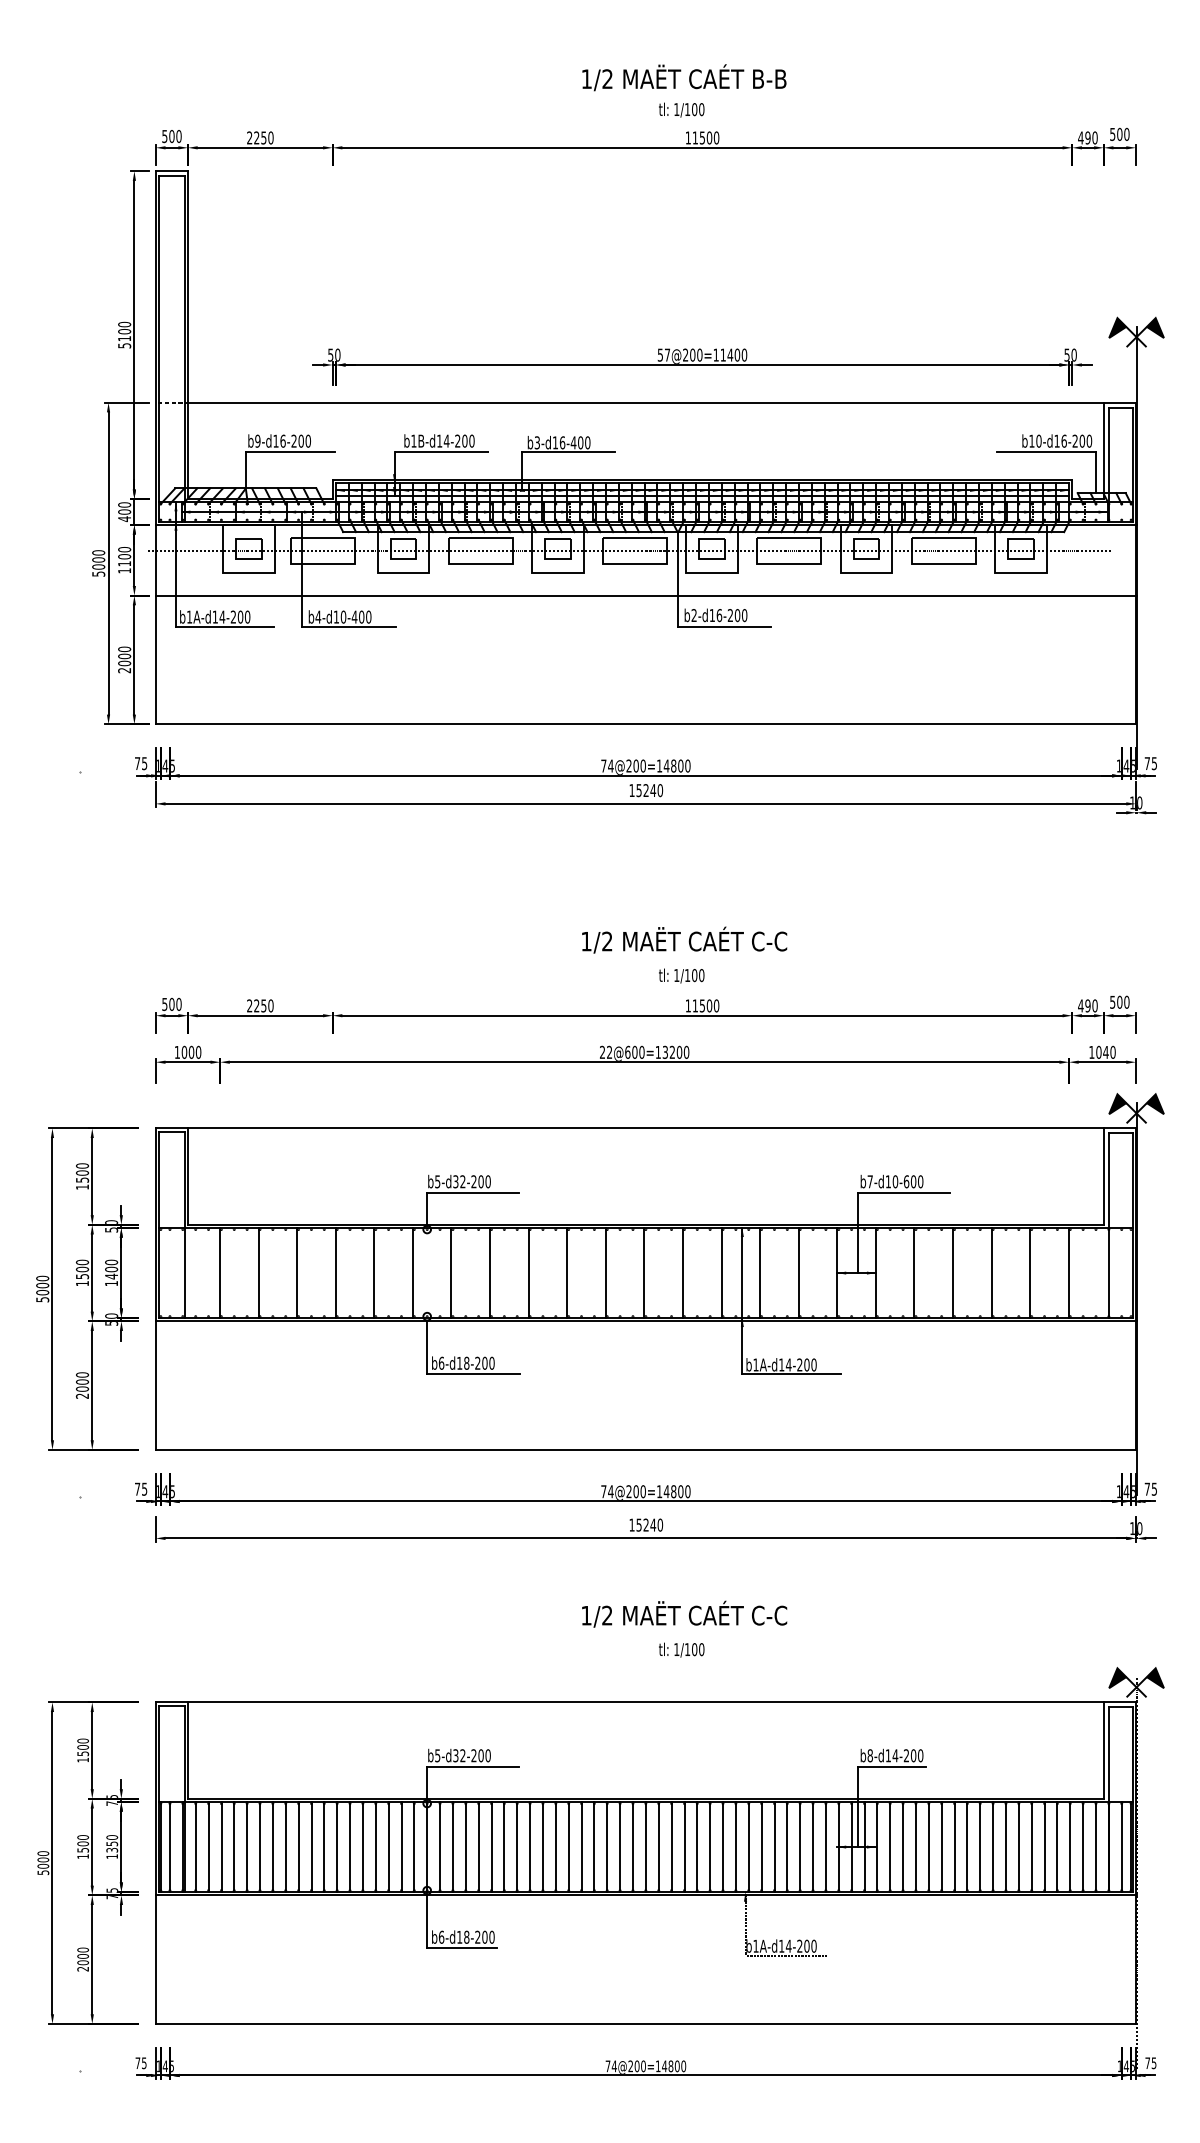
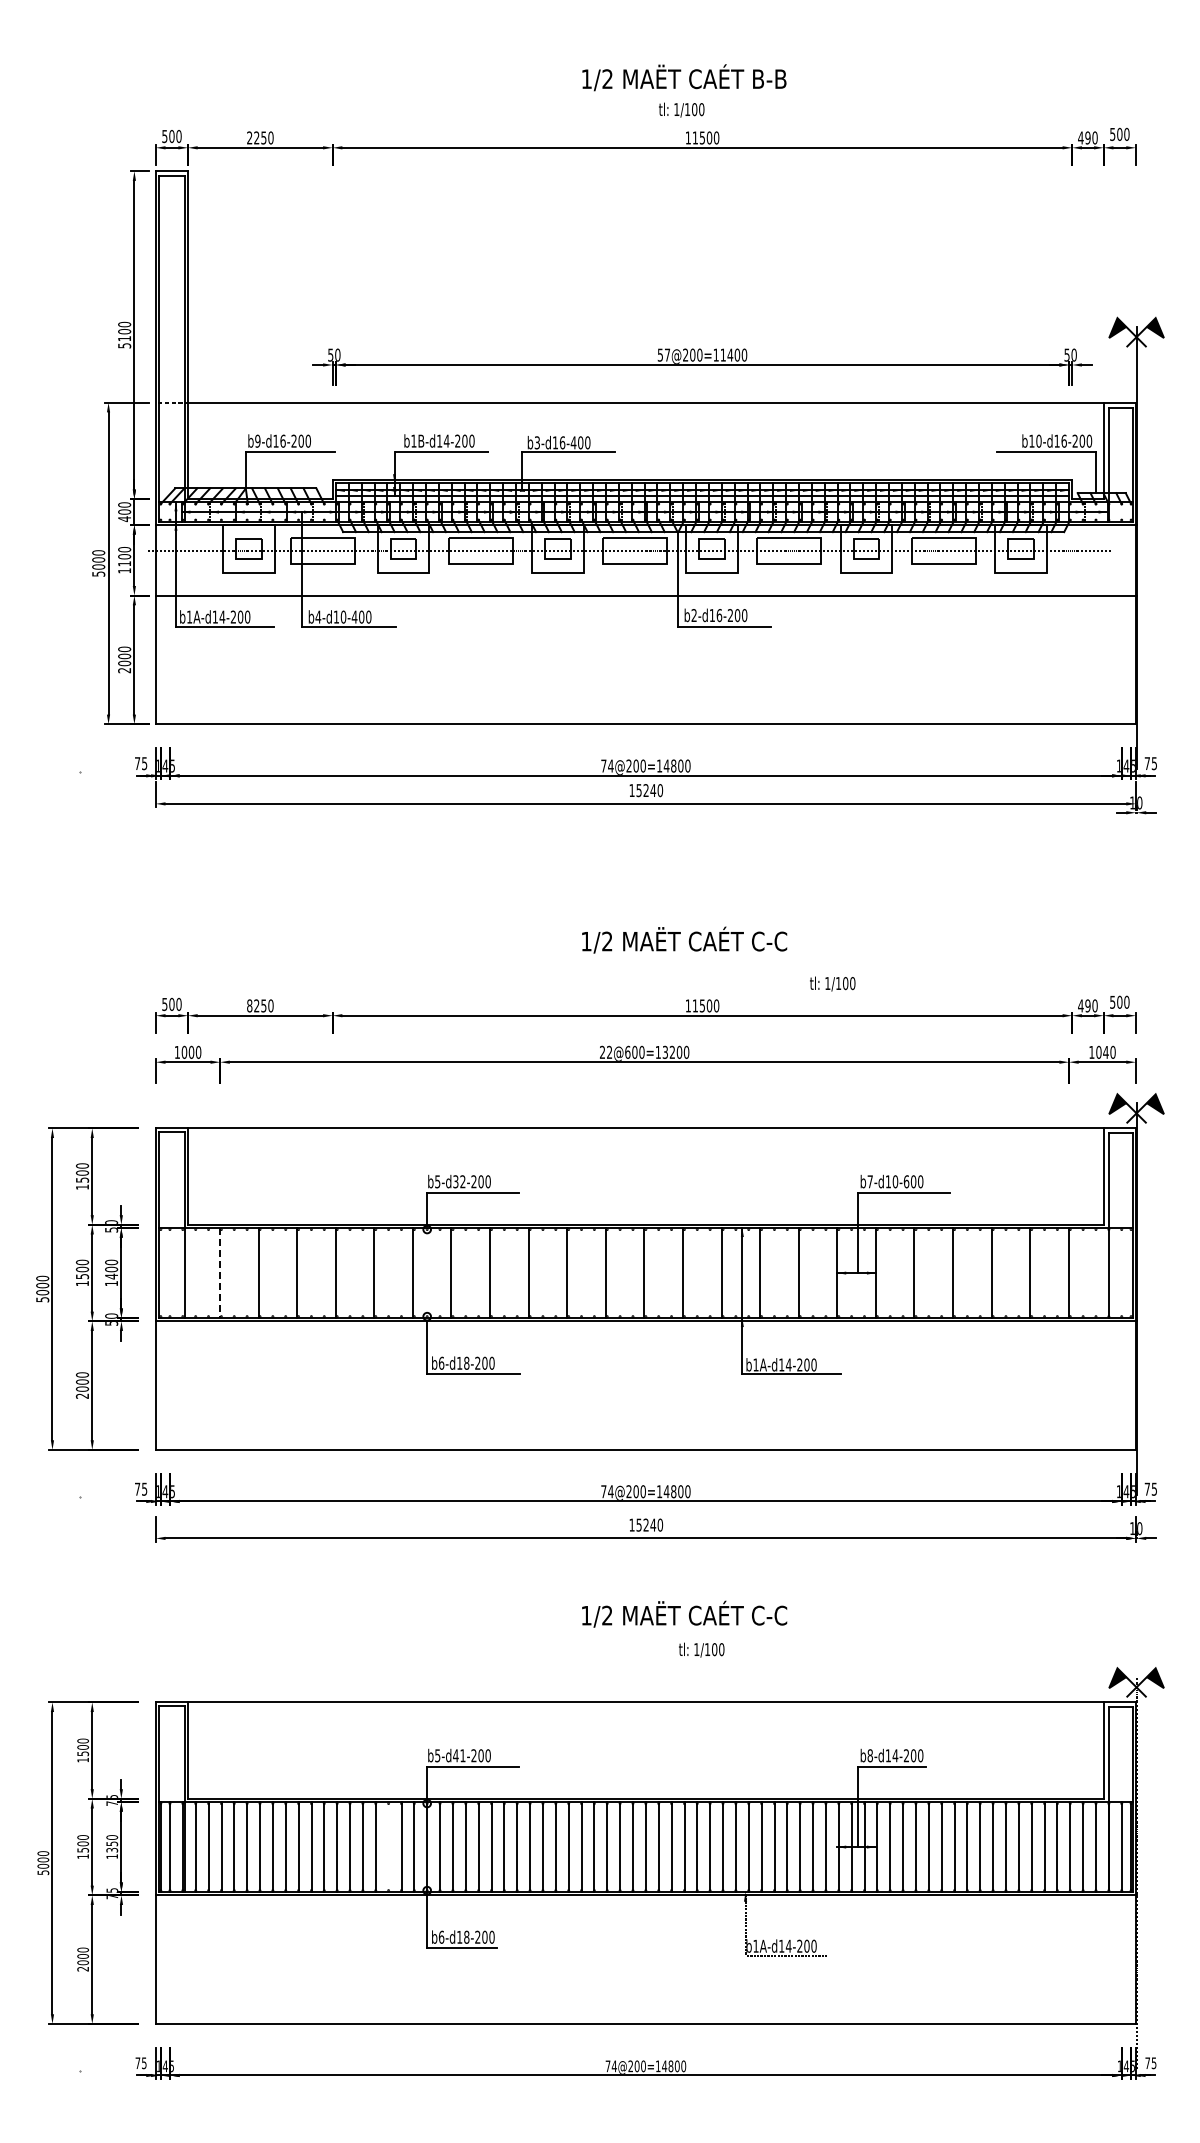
text position: (681, 975) -> (832, 983) (832, 983)
text: 2250 -> 8250 (249, 1005)
line: solid -> dashed (219, 1273)
text position: (681, 1649) -> (701, 1649) (701, 1649)
text: b5-d32-200 -> b5-d41-200 (459, 1755)
line: present -> none (388, 1847)
